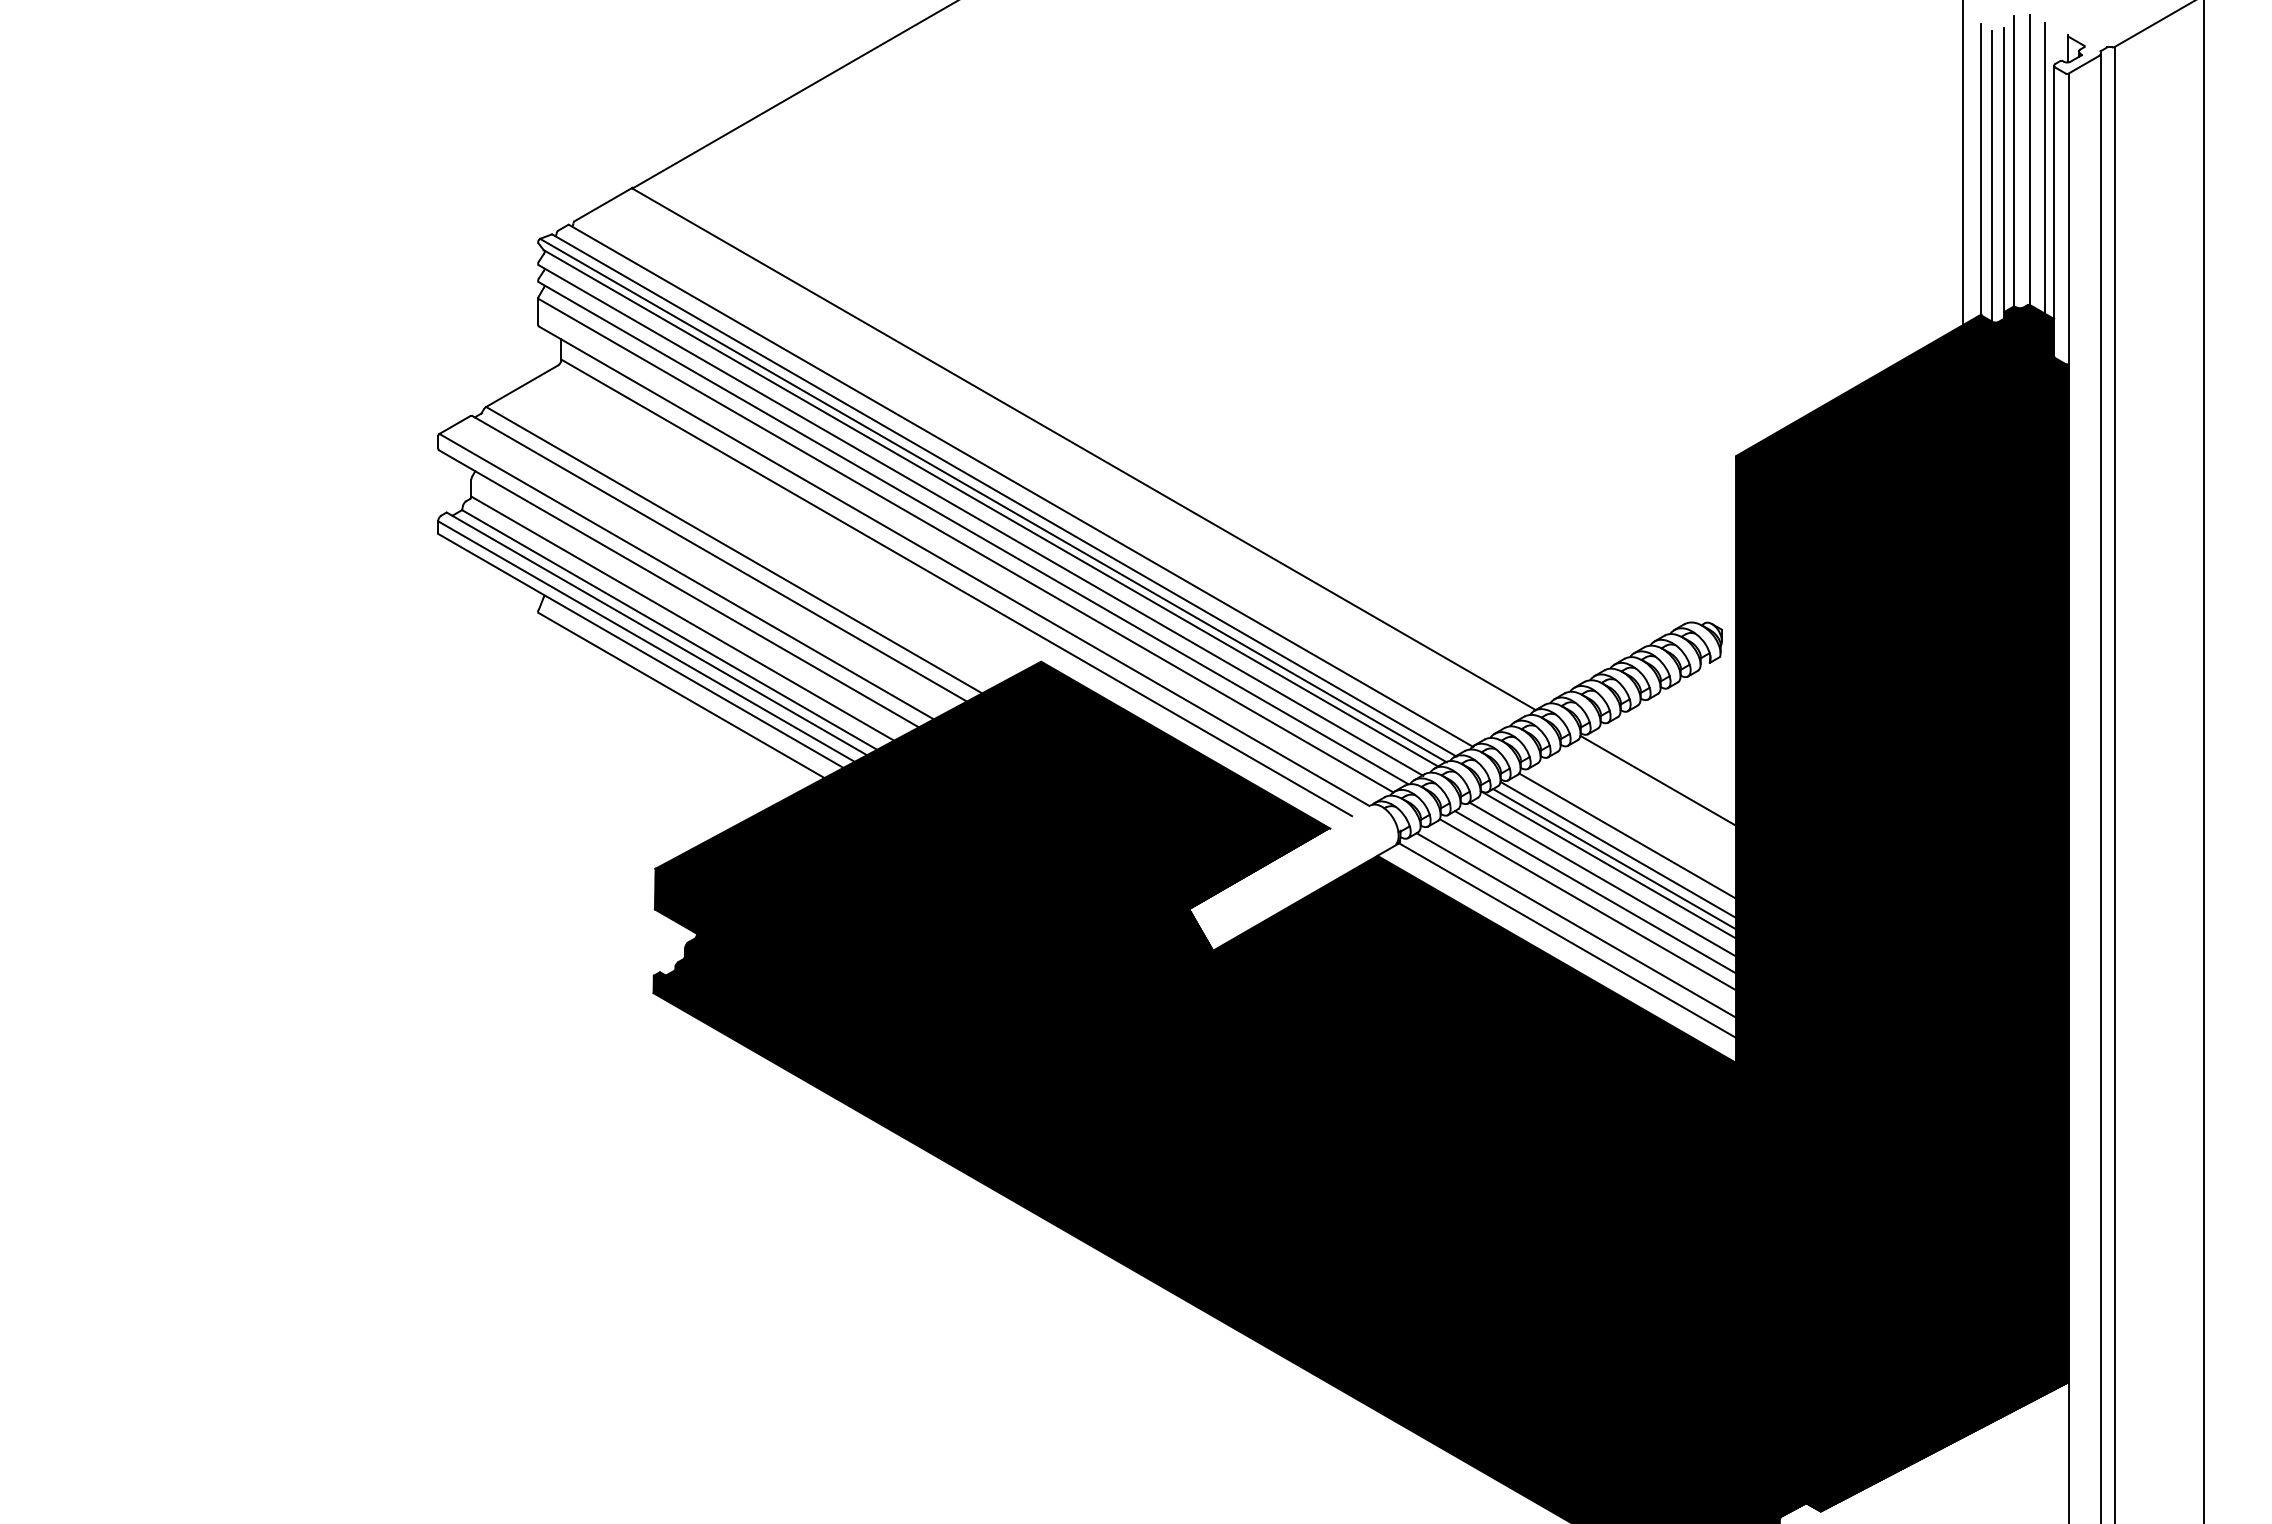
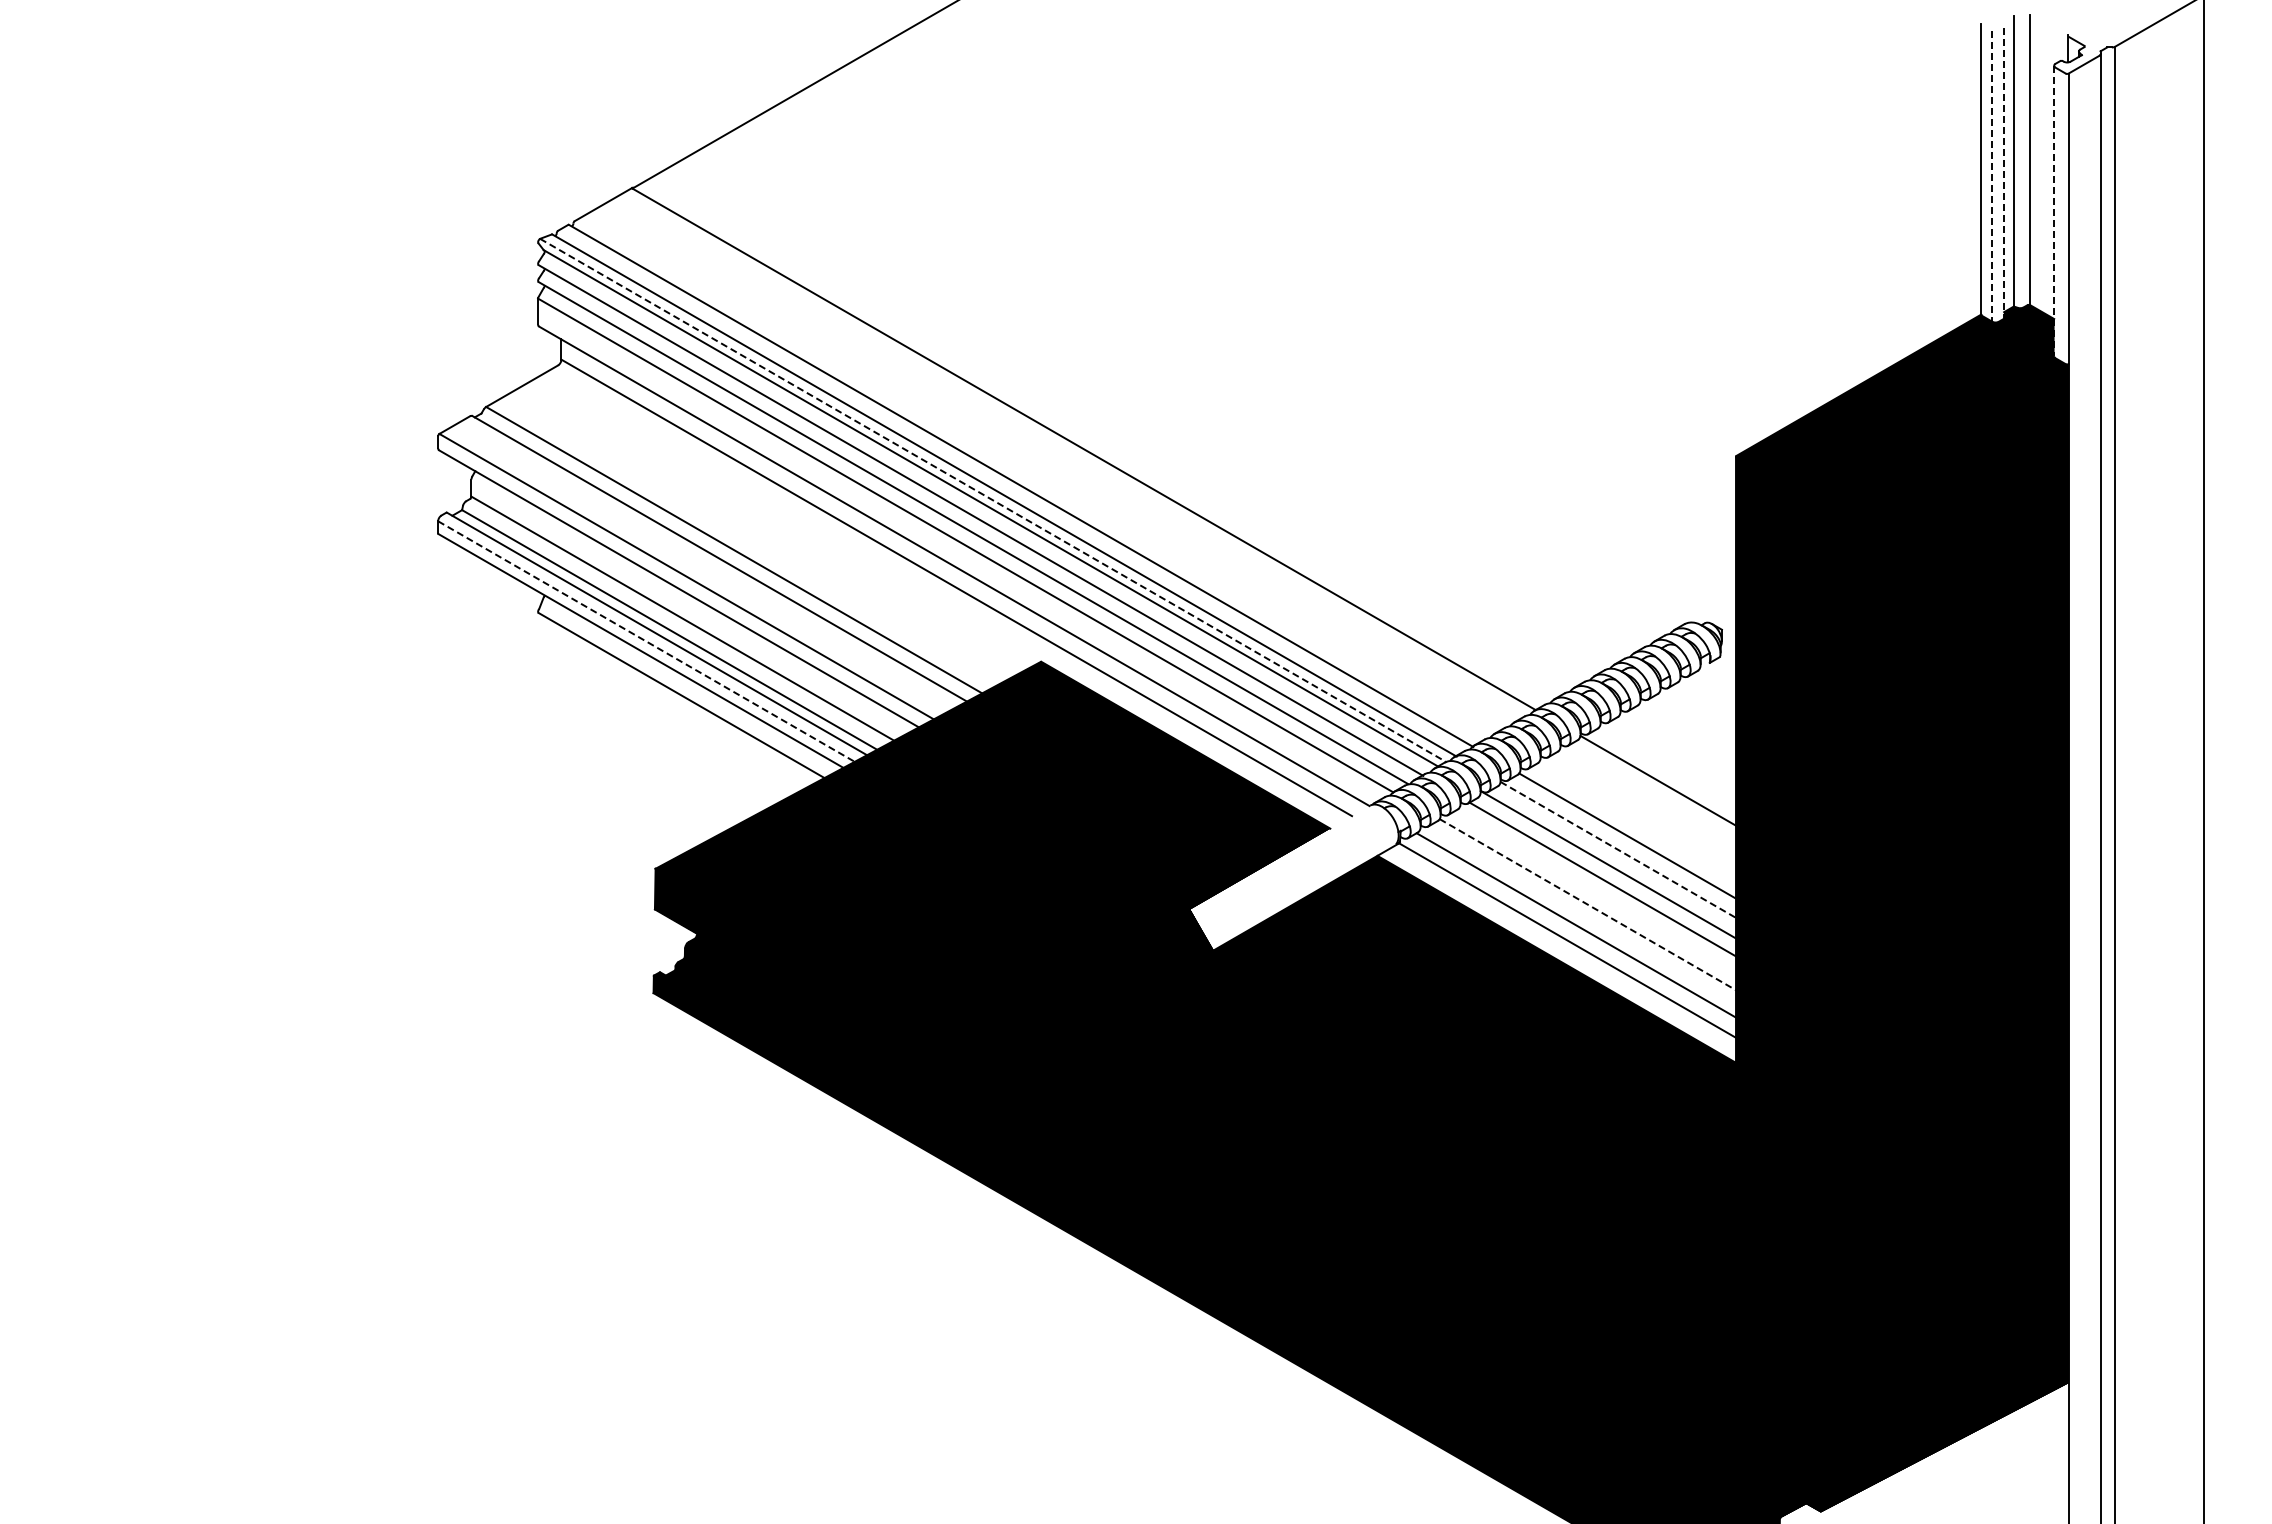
line: present -> none (1963, 163)
line: present -> none (2045, 168)
line: solid -> dashed (2004, 173)
line: solid -> dashed (1992, 176)
line: solid -> dashed (2054, 211)
line: solid -> dashed (993, 500)
line: solid -> dashed (646, 641)
line: solid -> dashed (1618, 849)
line: present -> none (1614, 859)
line: present -> none (1595, 892)
line: solid -> dashed (1588, 904)
